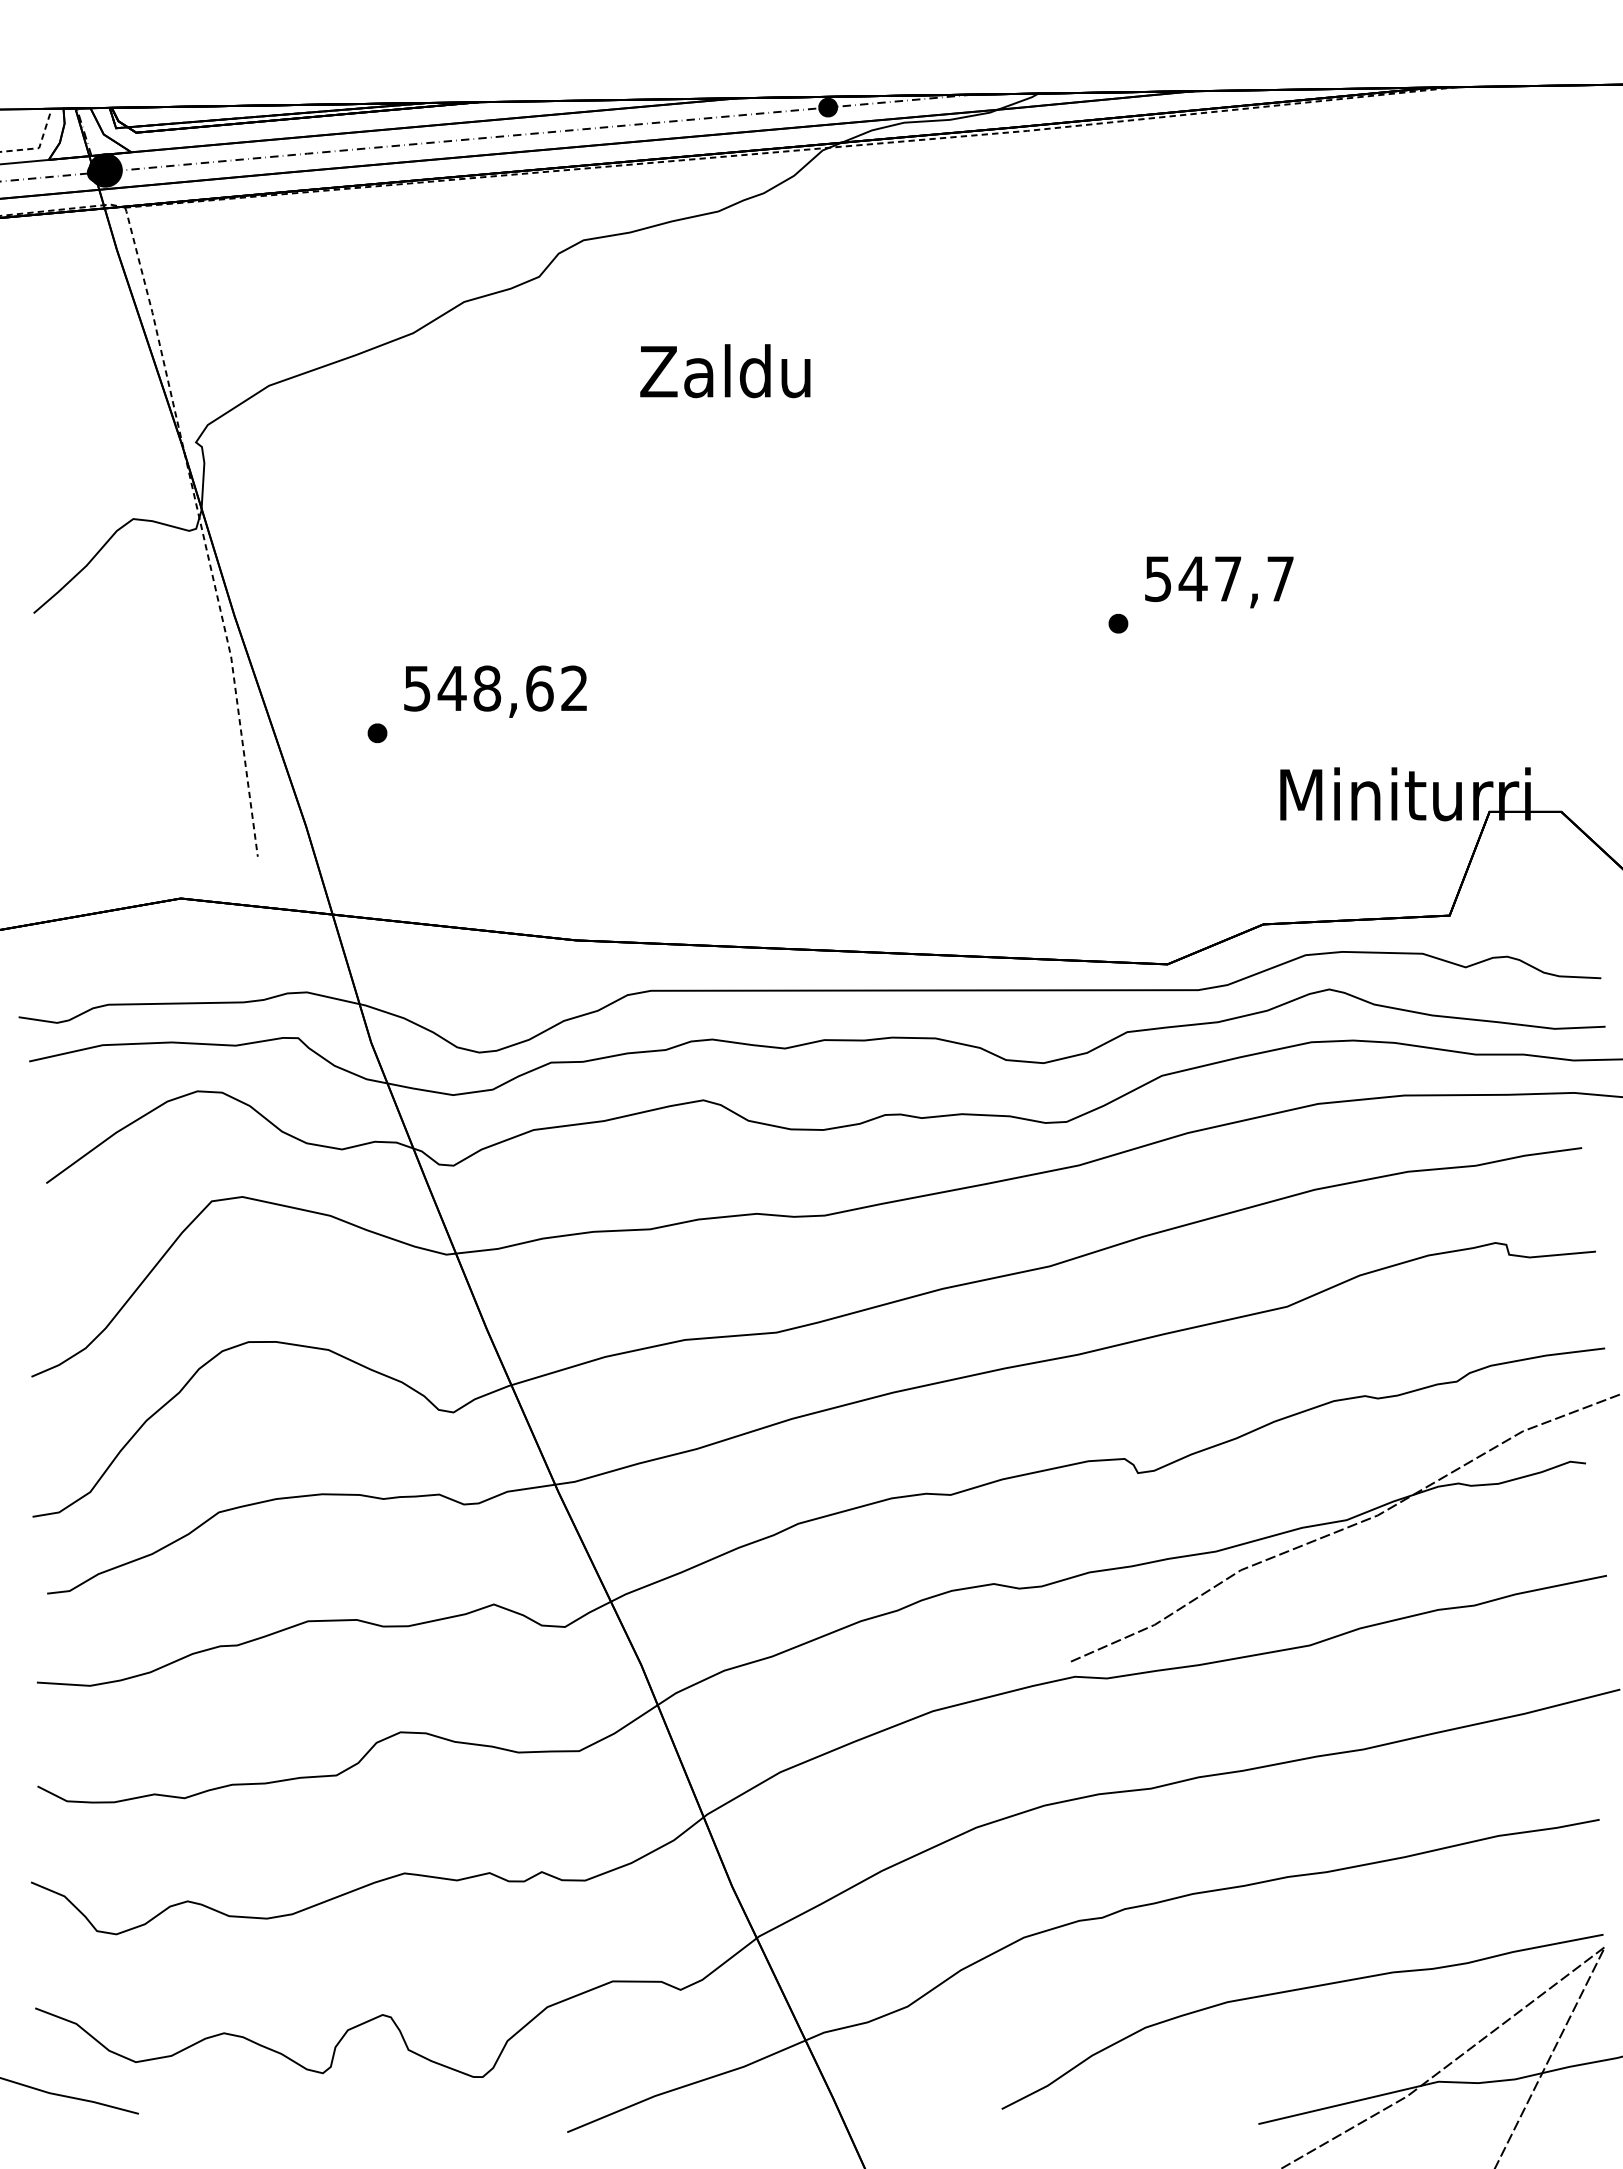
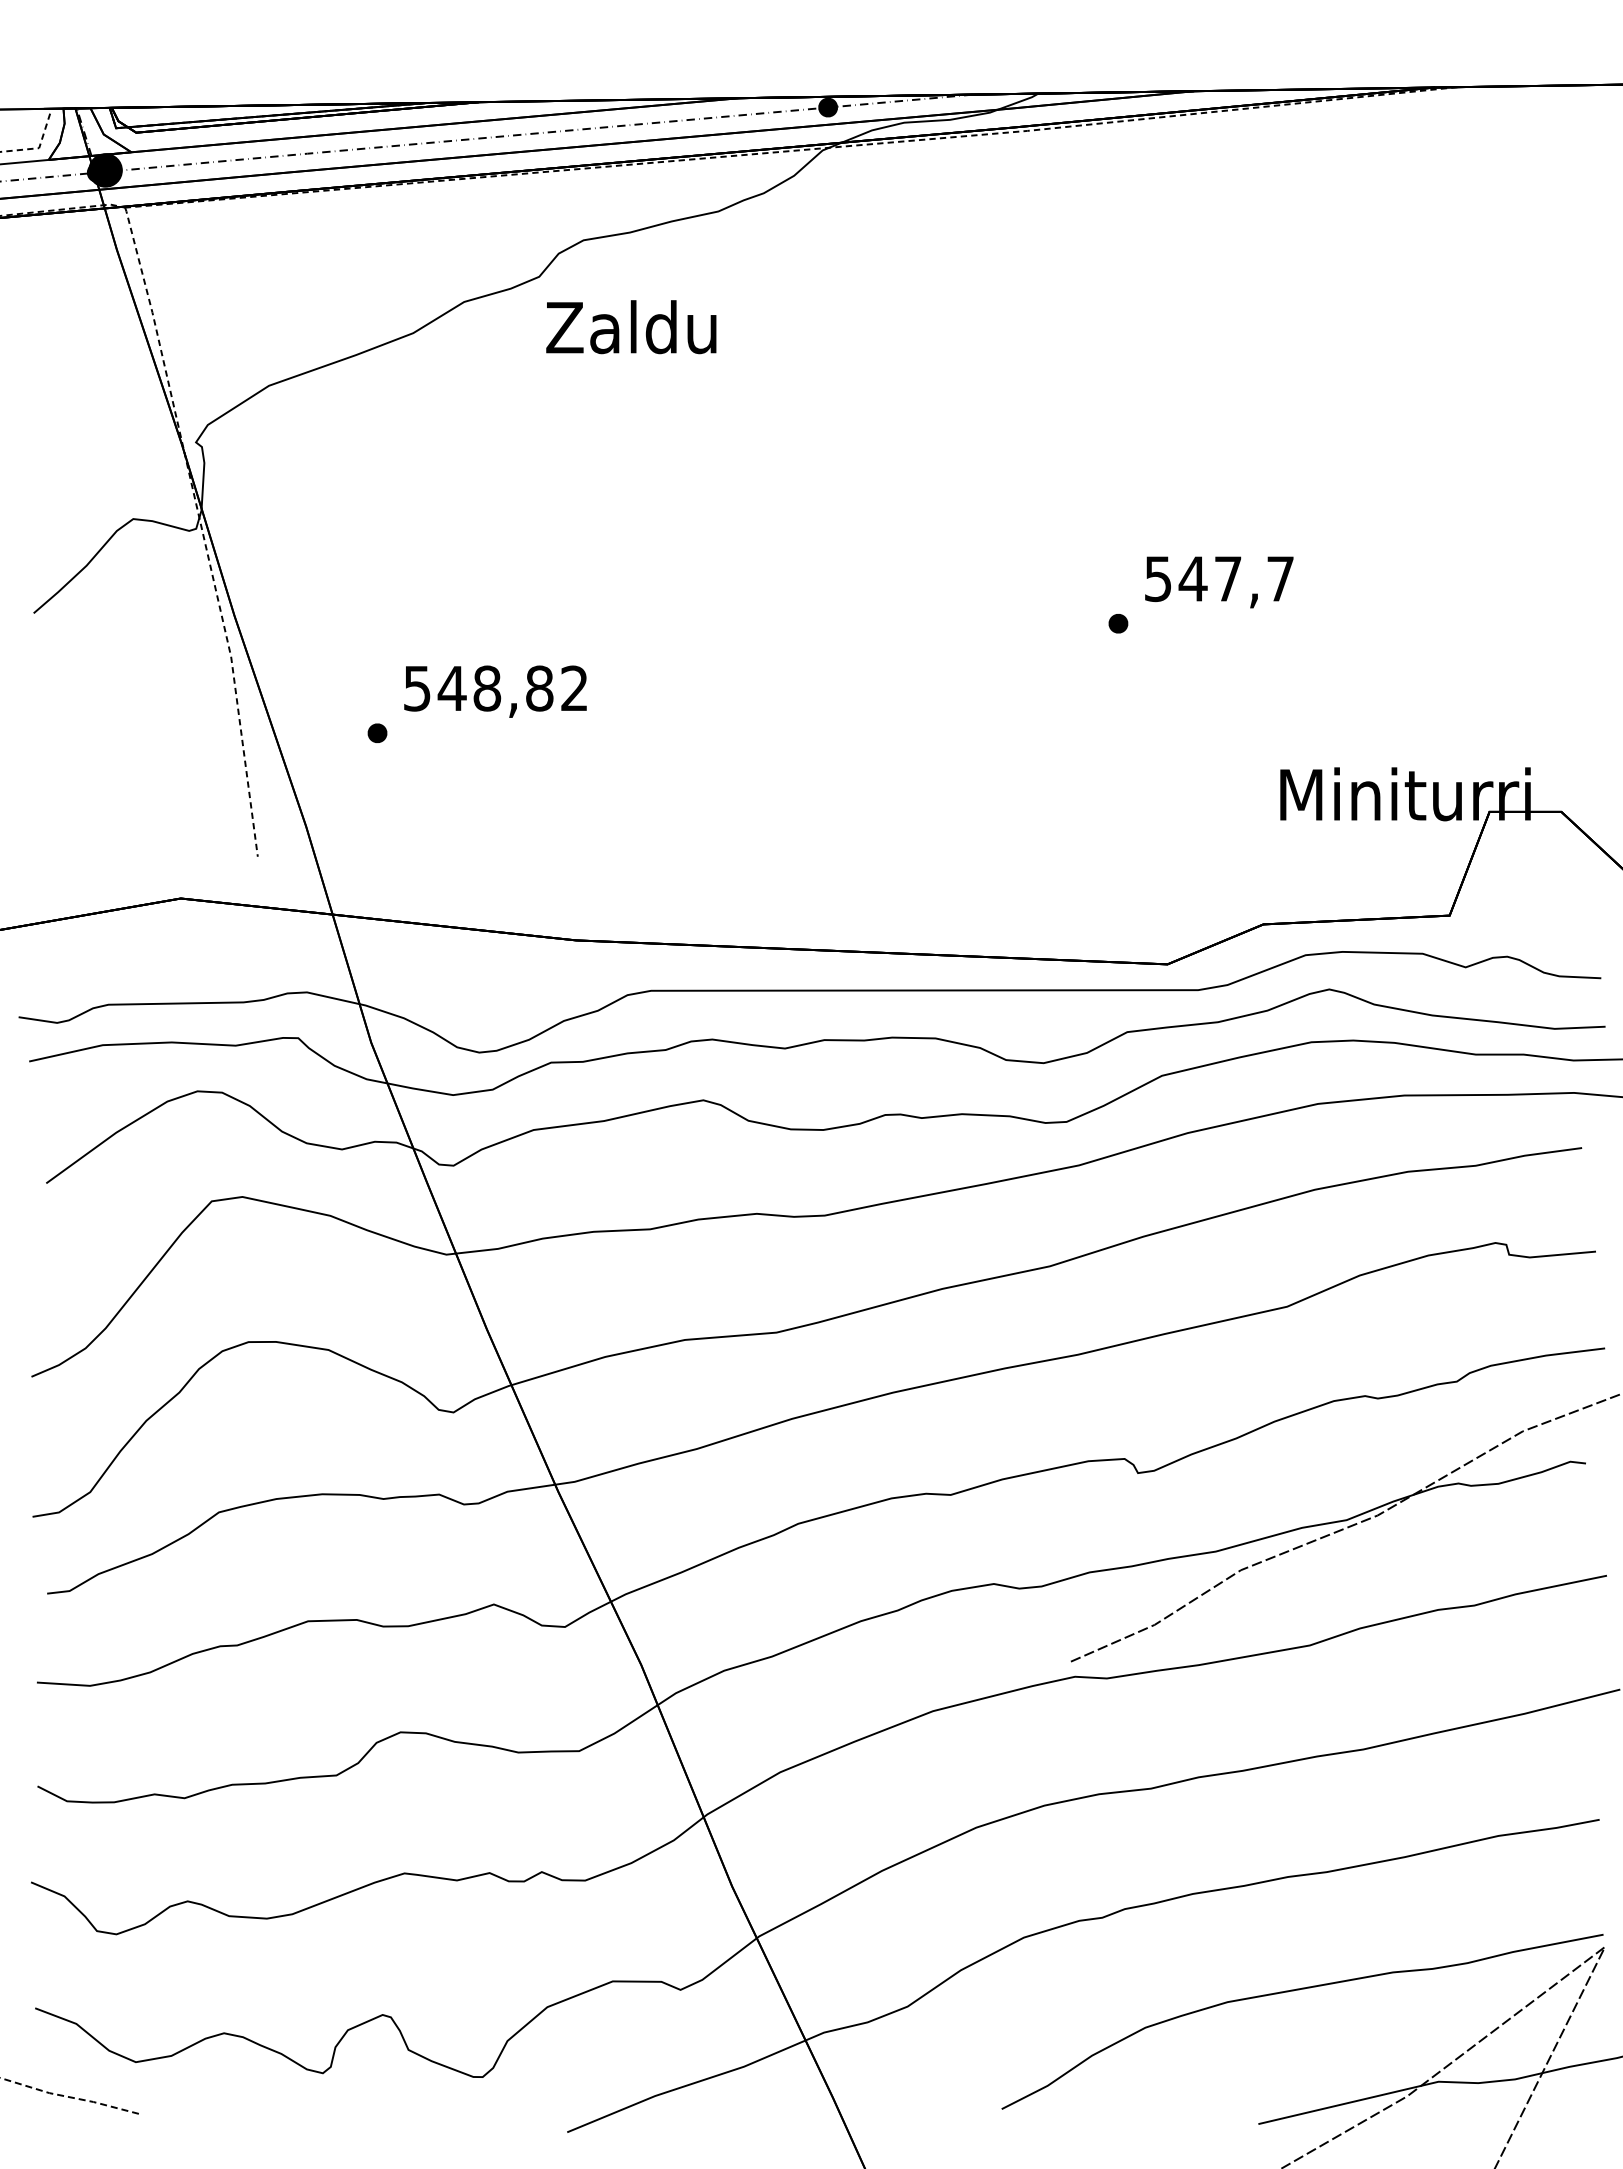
text position: (725, 371) -> (631, 327) (631, 327)
text: 548,62 -> 548,82 (539, 688)
line: solid -> dashed (69, 2097)
